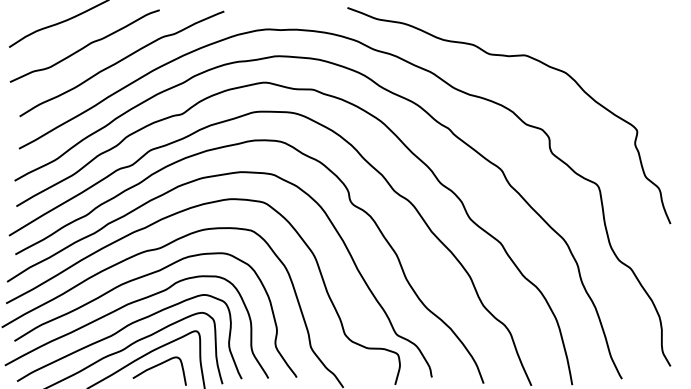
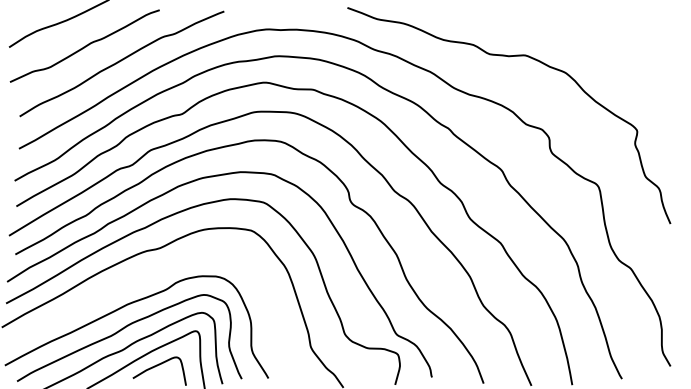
curve: present -> none (143, 277)
